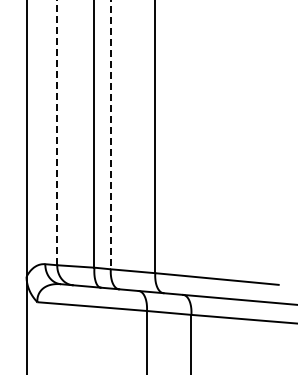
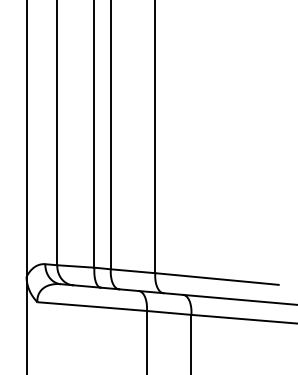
line: dashed -> solid (57, 132)
line: dashed -> solid (110, 135)
